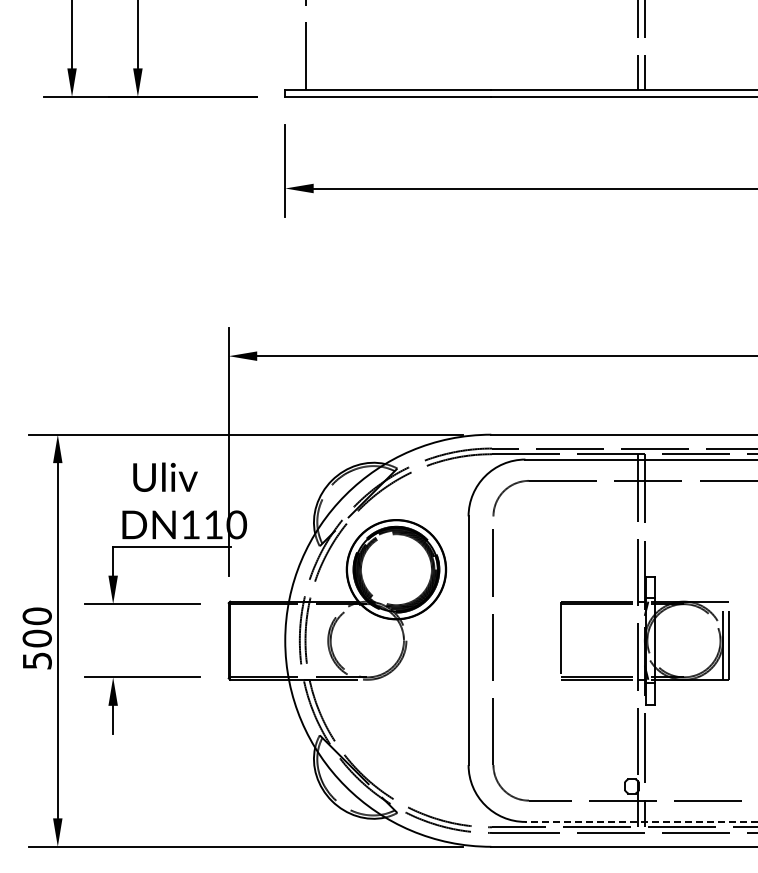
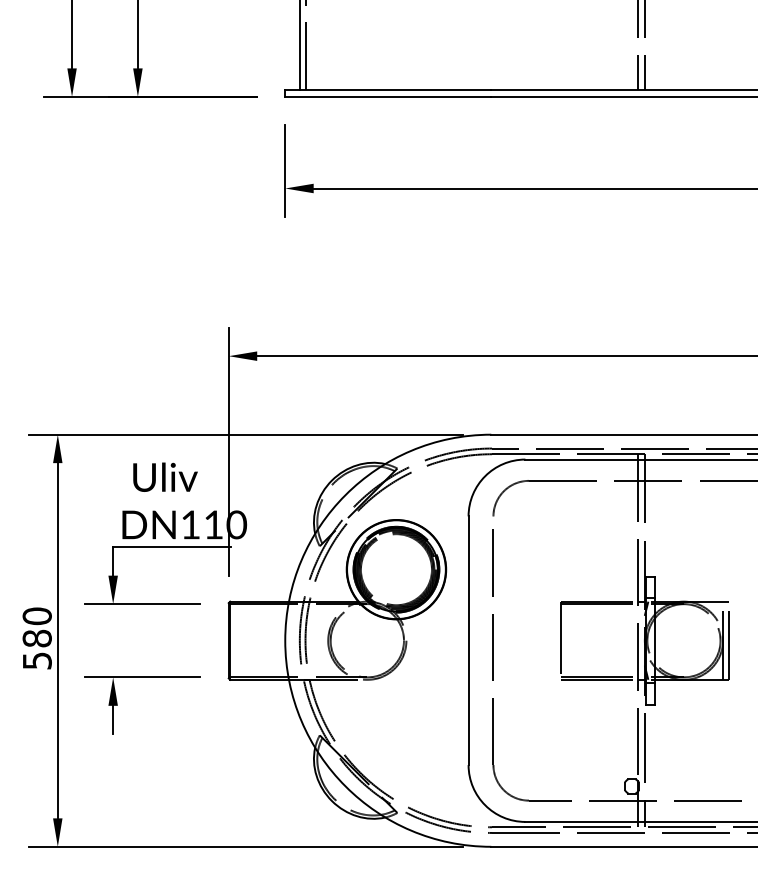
line: none -> present (299, 45)
text: 500 -> 580 (37, 638)
line: dashed -> solid (641, 821)
